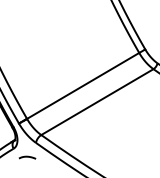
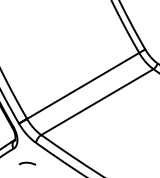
curve position: (27, 157) -> (27, 163) (27, 163)
